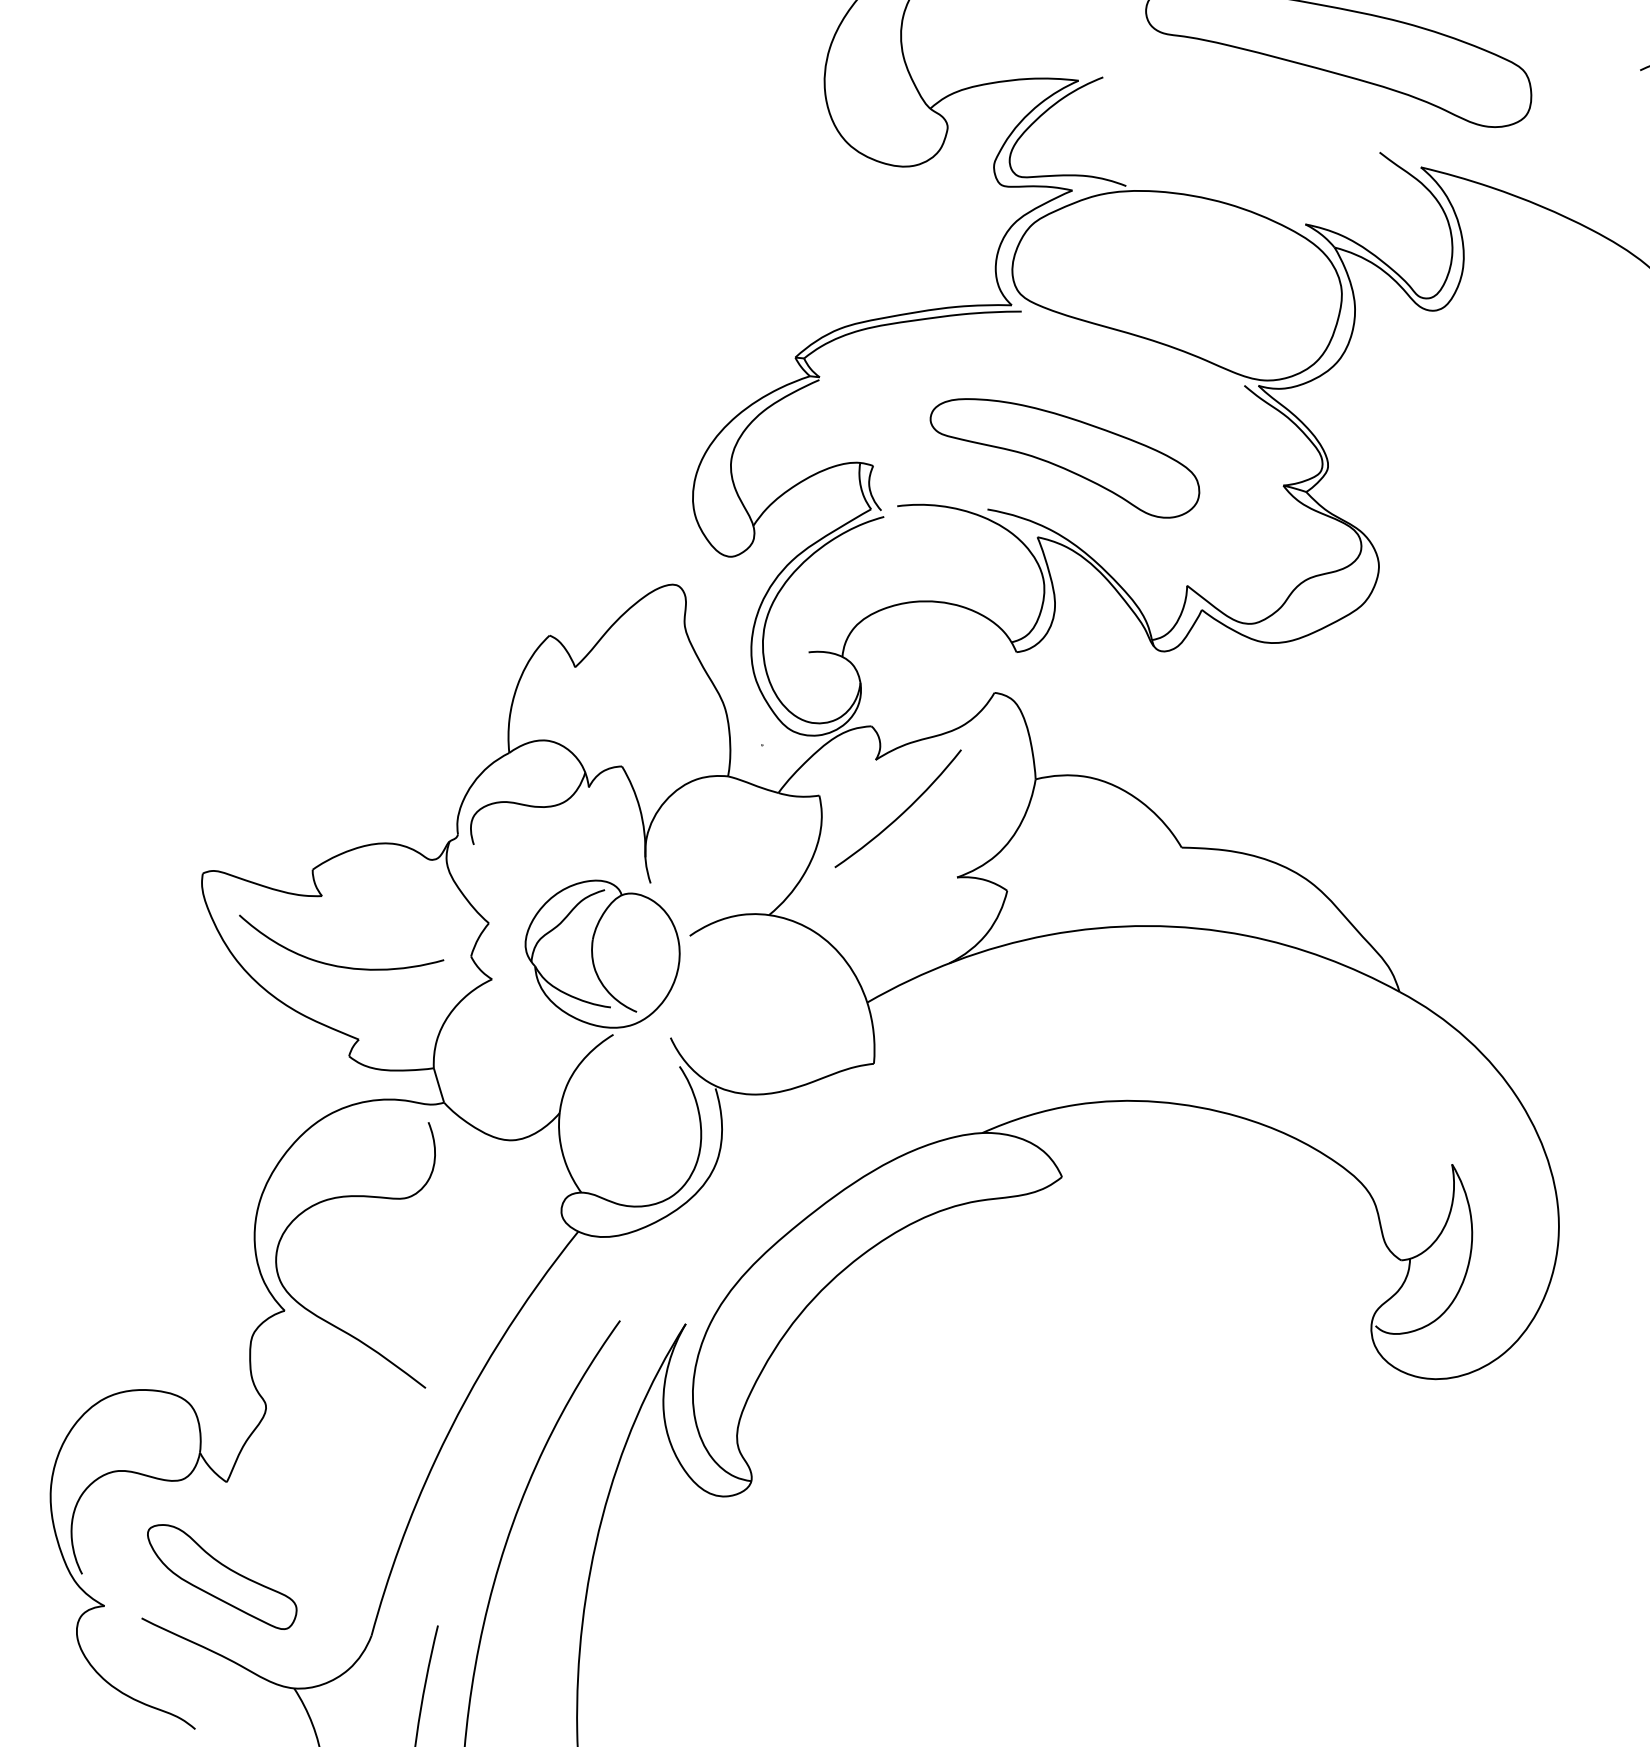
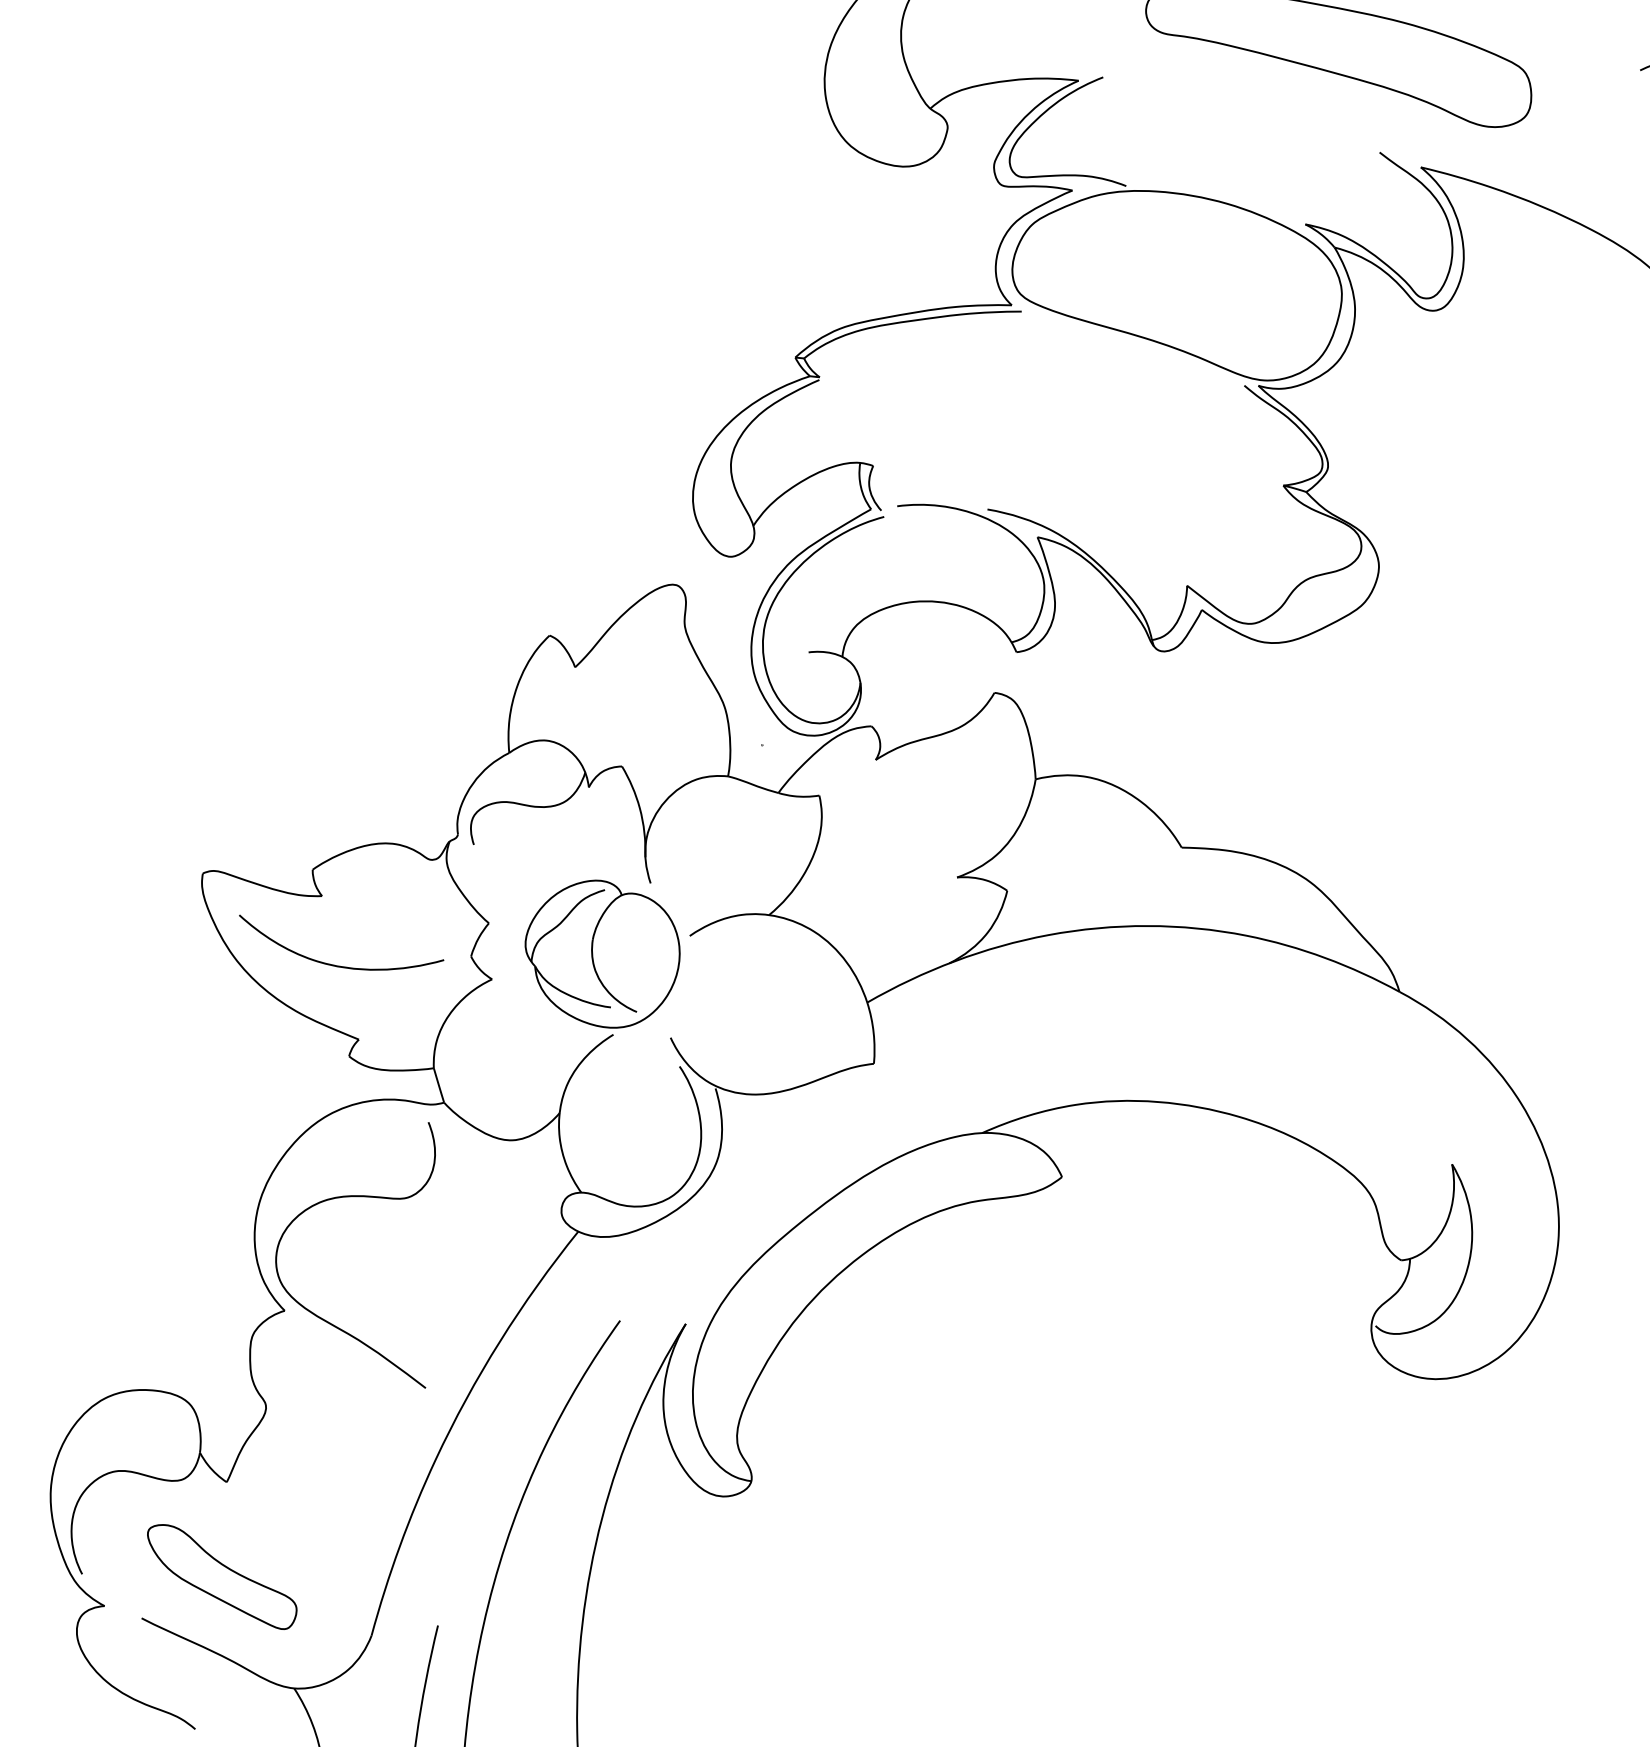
part: present -> none (1064, 458)
curve: present -> none (902, 812)
